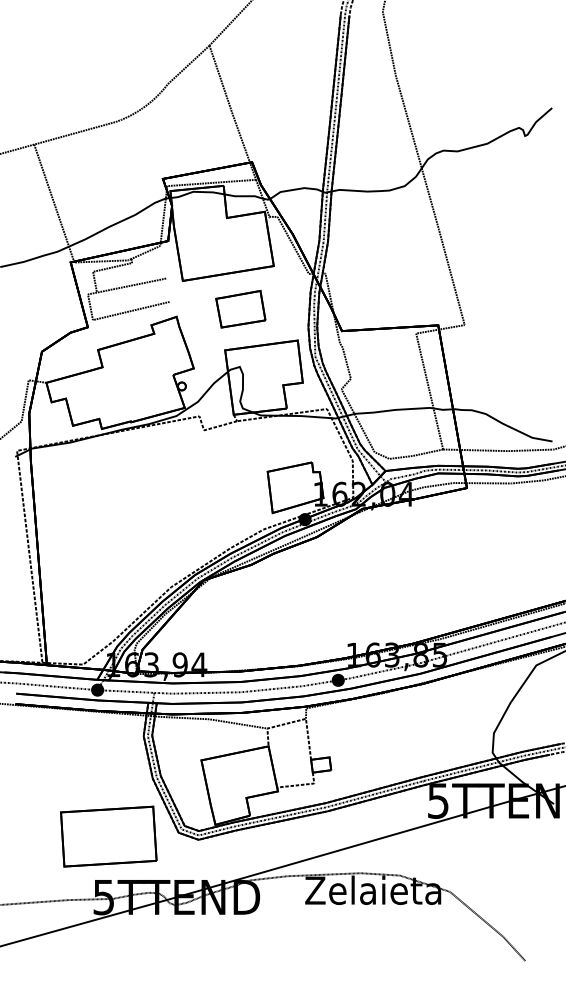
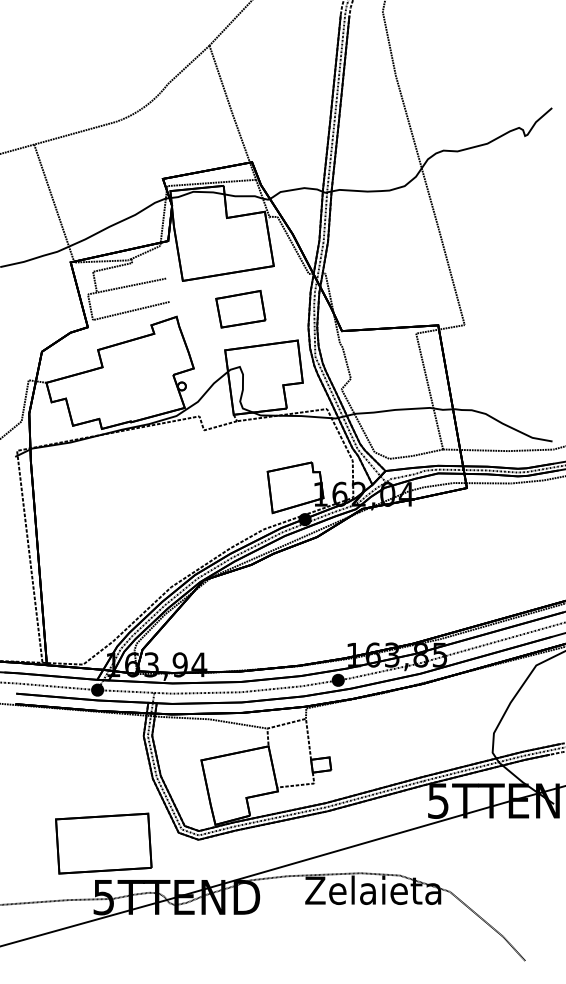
part position: (108, 836) -> (103, 843) (103, 843)
